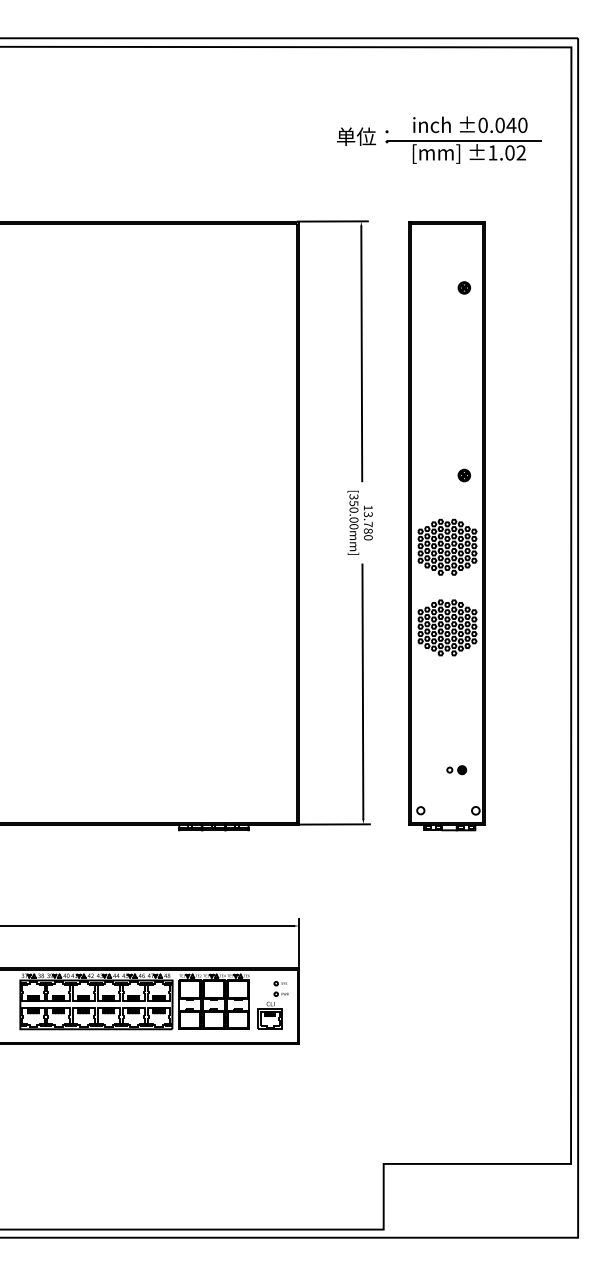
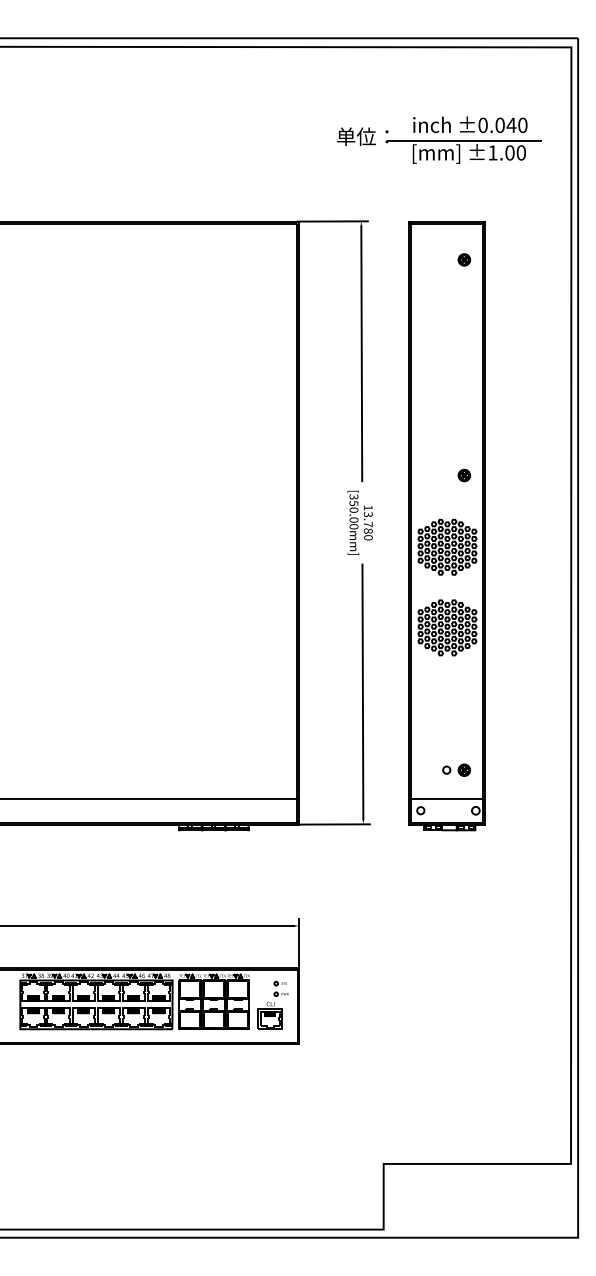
text: ±1.02 -> ±1.00 (520, 152)
part position: (464, 287) -> (464, 259) (464, 259)
part size: 22x11 px -> 30x14 px (456, 769)
line: none -> present (149, 799)
line: none -> present (447, 799)
